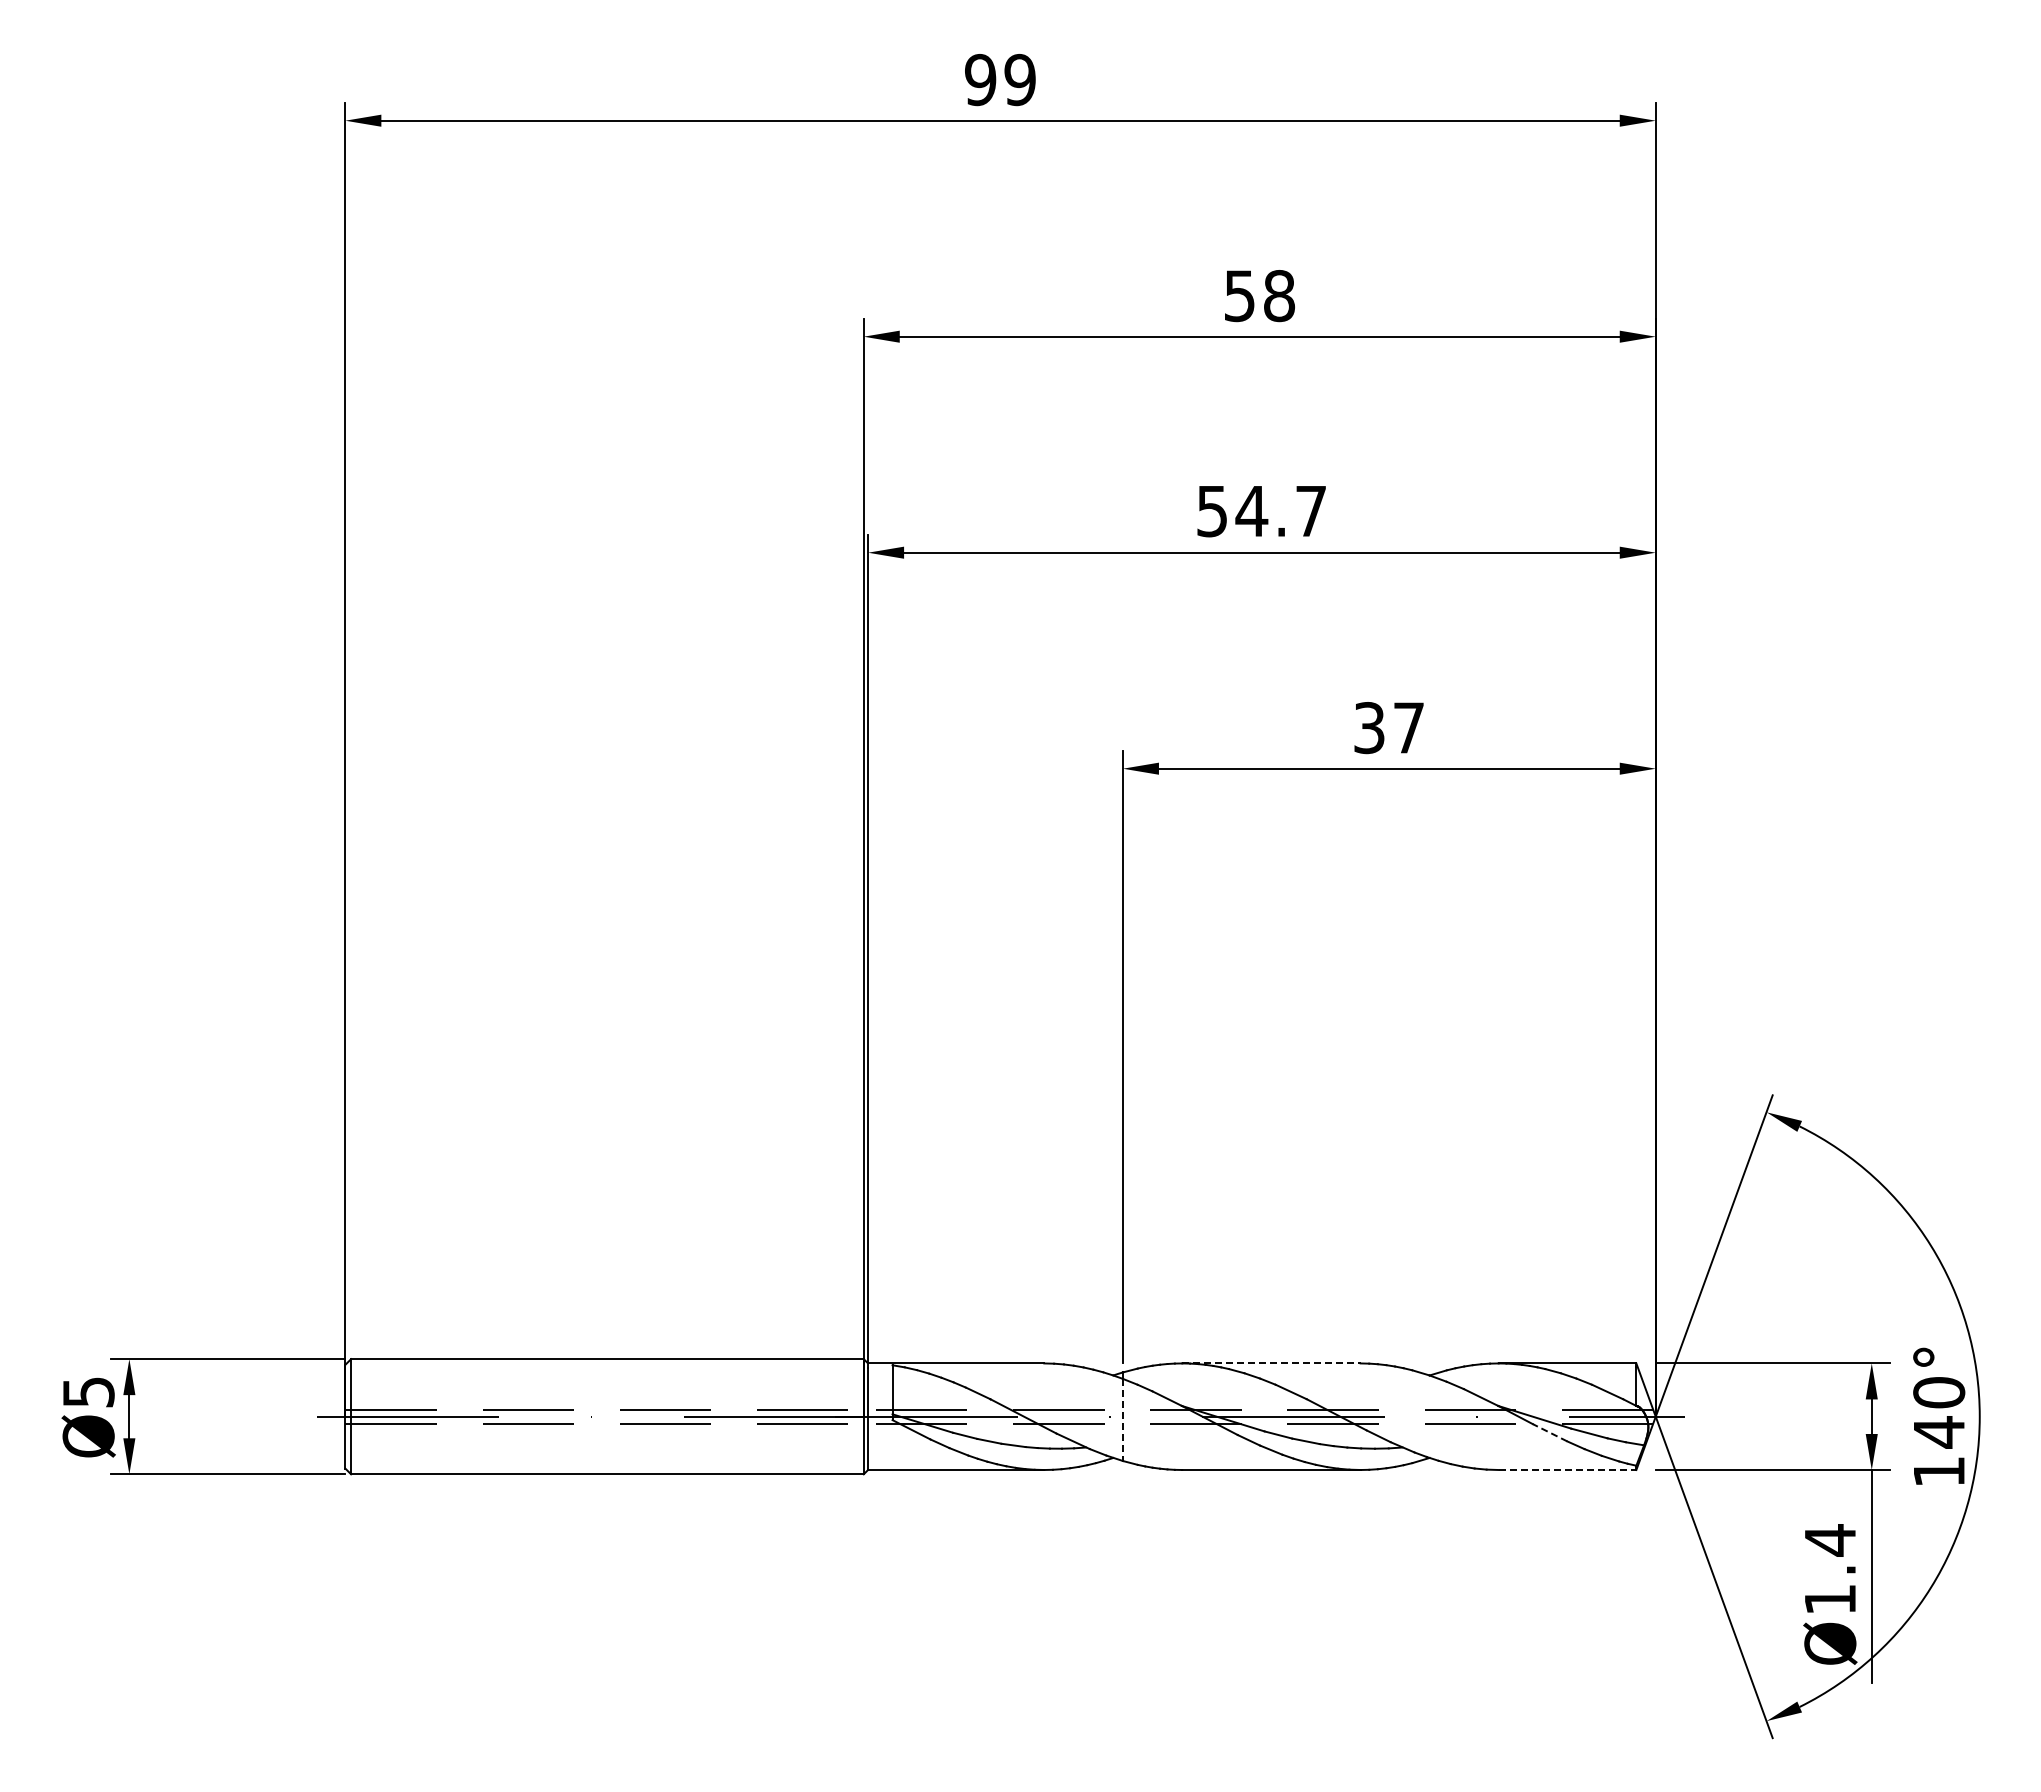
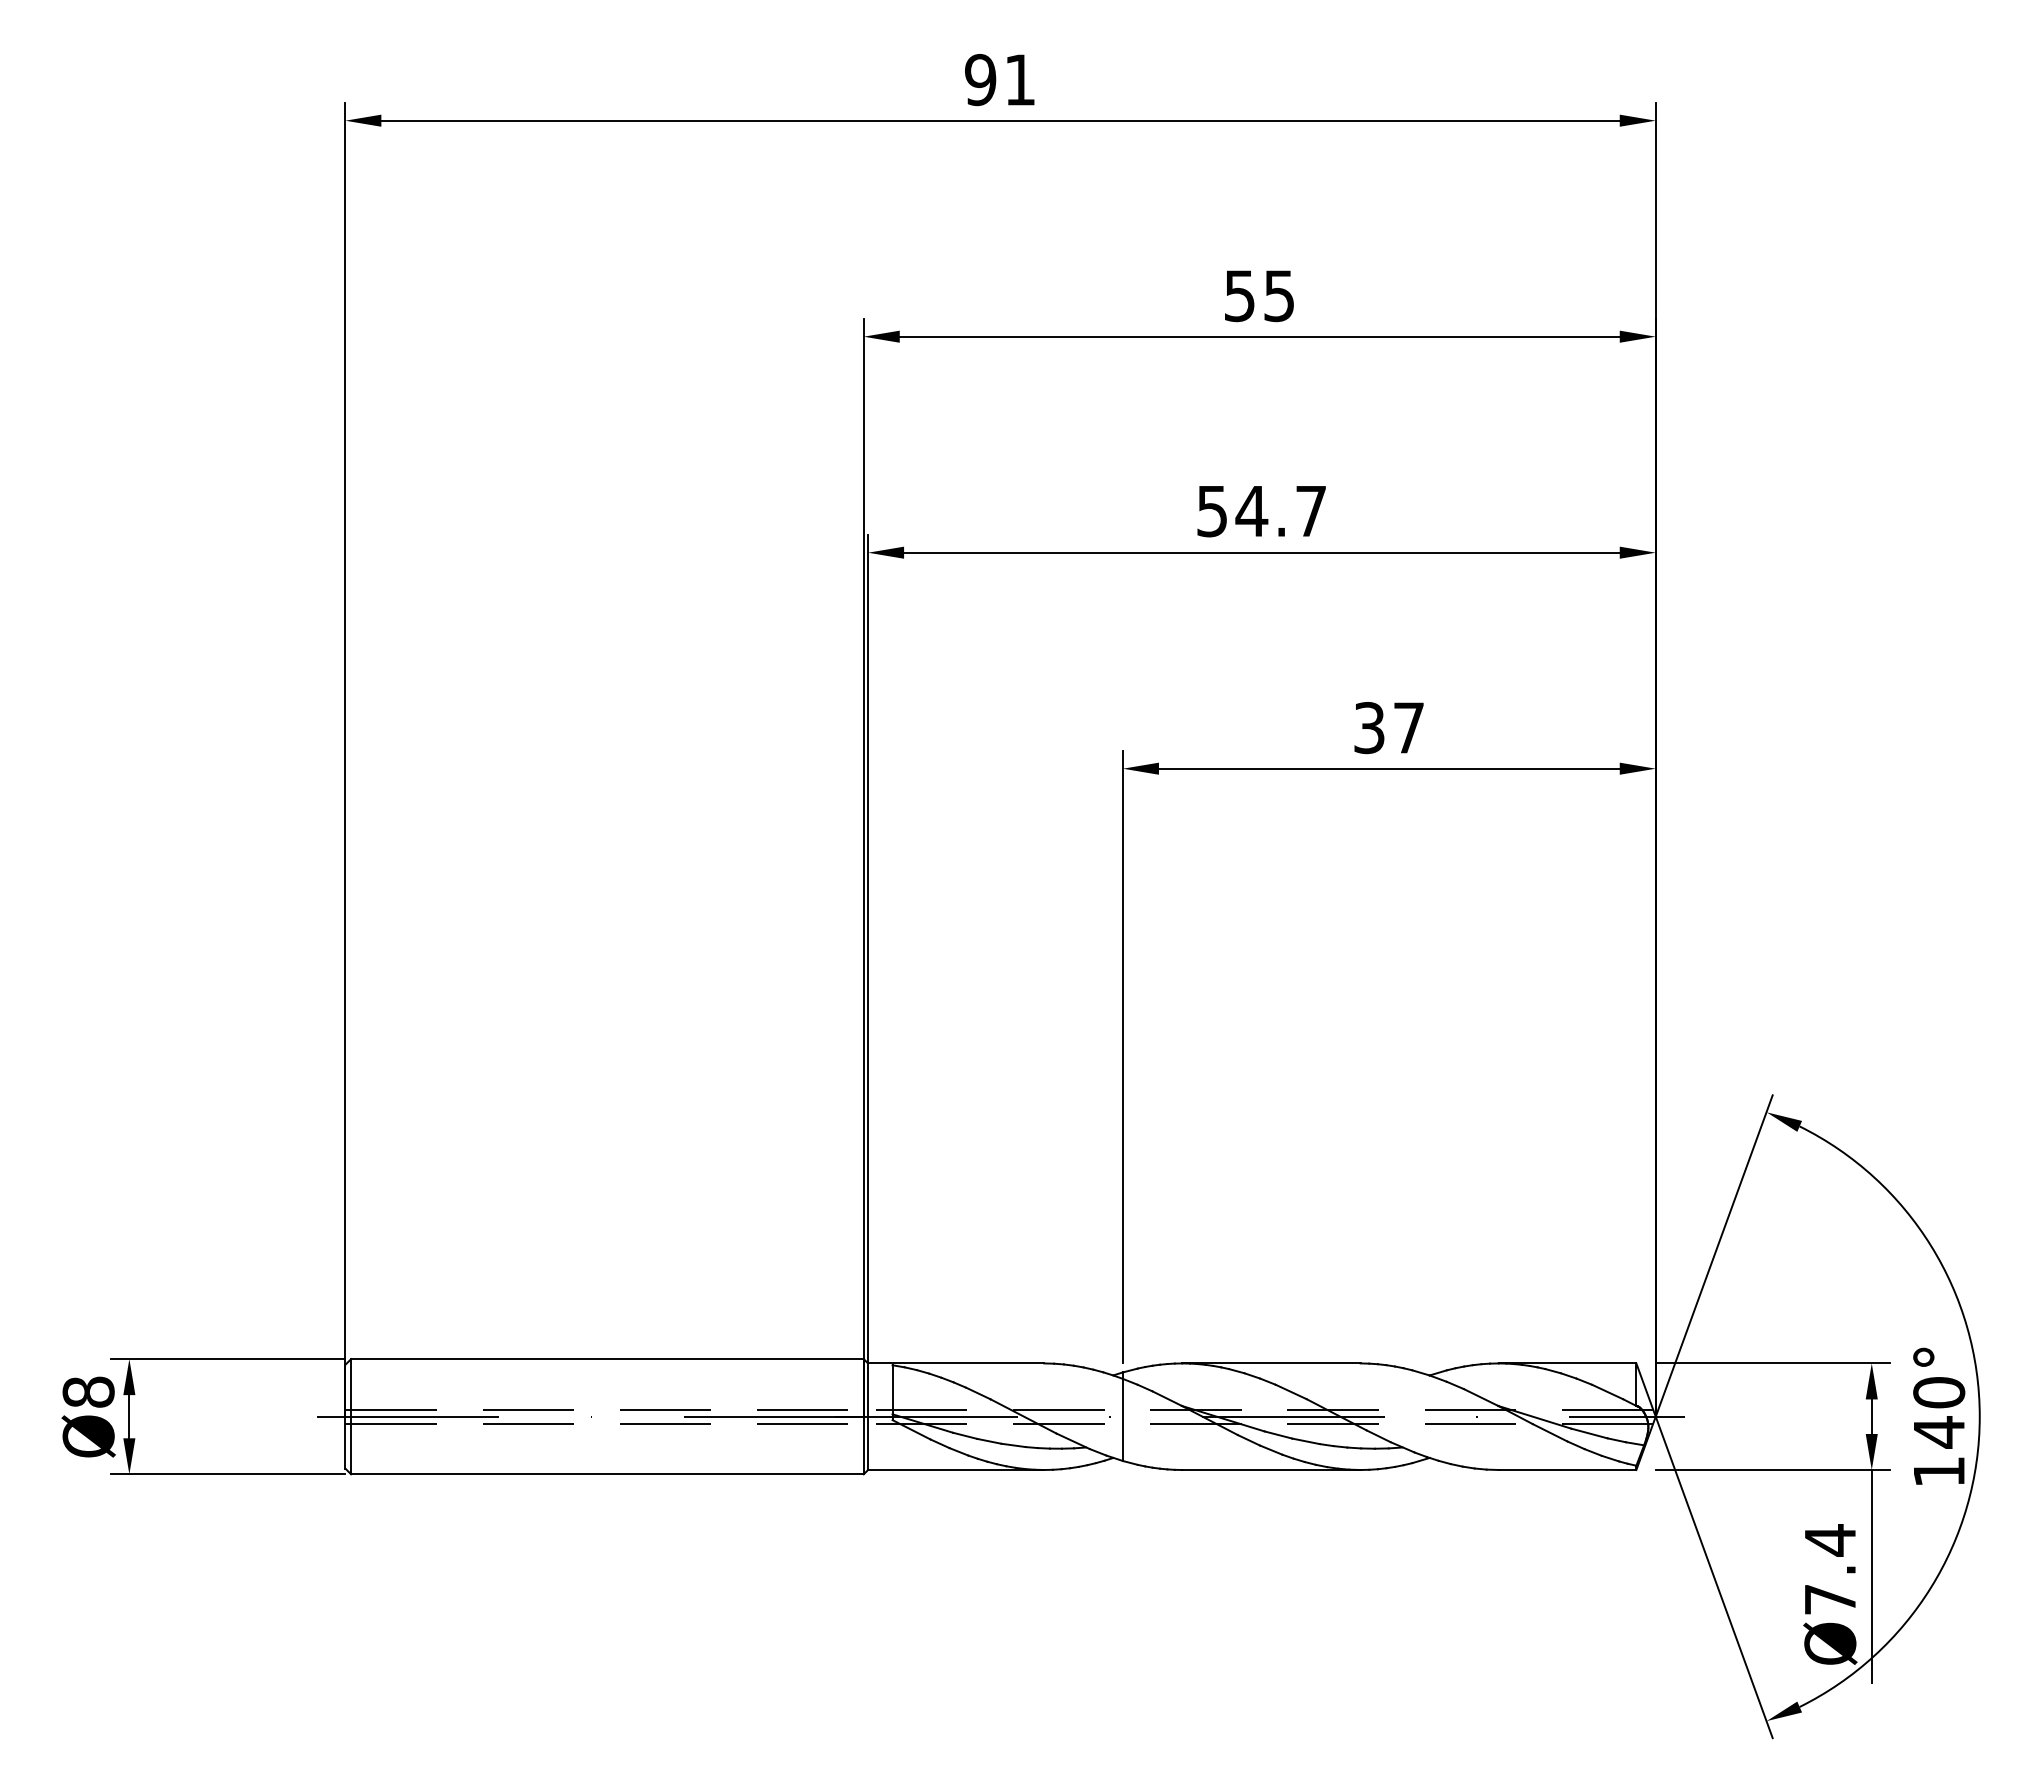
text: 99 -> 91 (1019, 79)
text: 58 -> 55 (1279, 296)
line: dashed -> solid (1271, 1363)
text: Ø5 -> Ø8 (88, 1391)
line: dashed -> solid (1122, 1420)
line: dashed -> solid (1549, 1432)
line: dashed -> solid (1567, 1470)
text: Ø1.4 -> Ø7.4 (1830, 1599)
